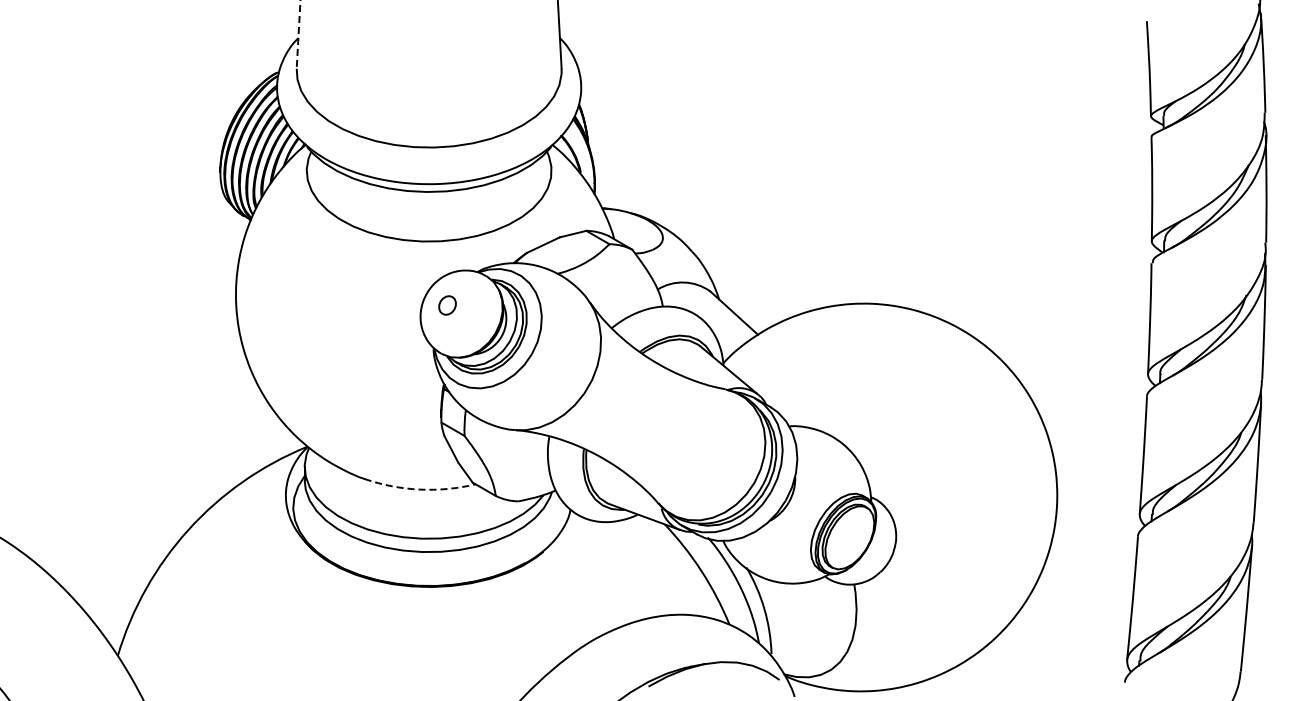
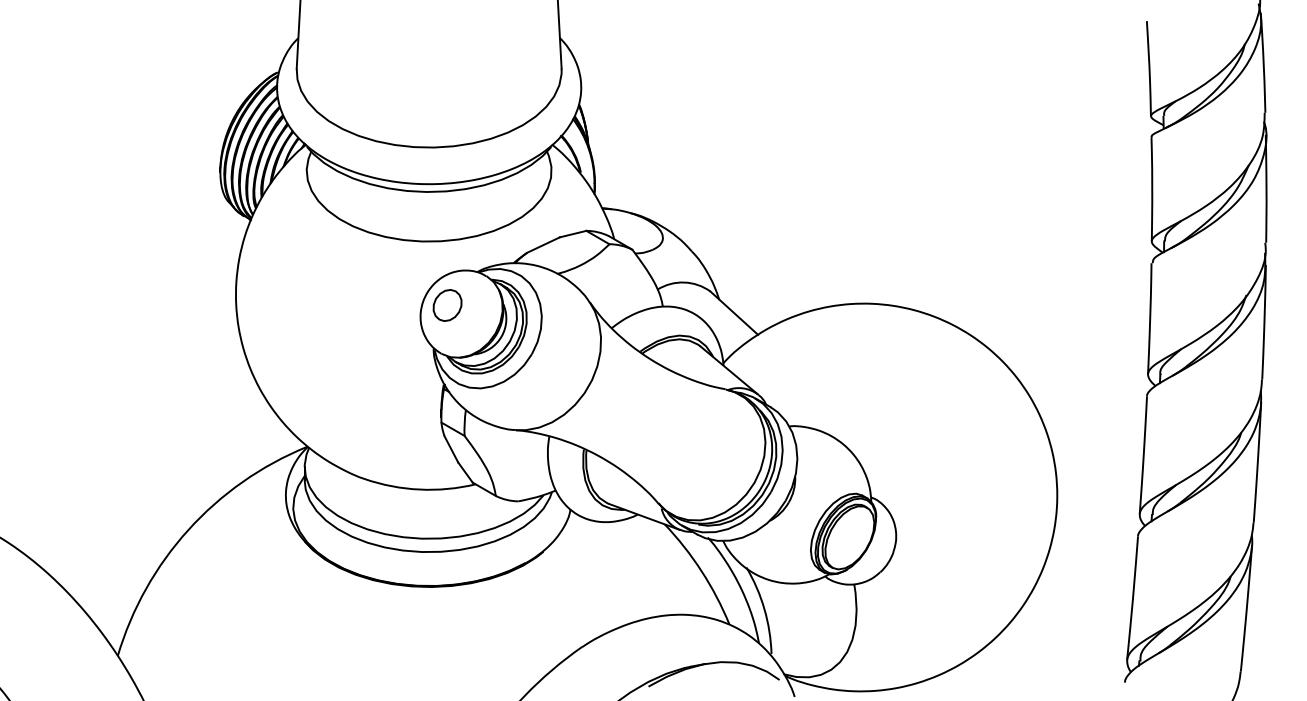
line: dashed -> solid (298, 34)
part size: 19x21 px -> 31x33 px (447, 305)
arc: dashed -> solid (419, 489)
